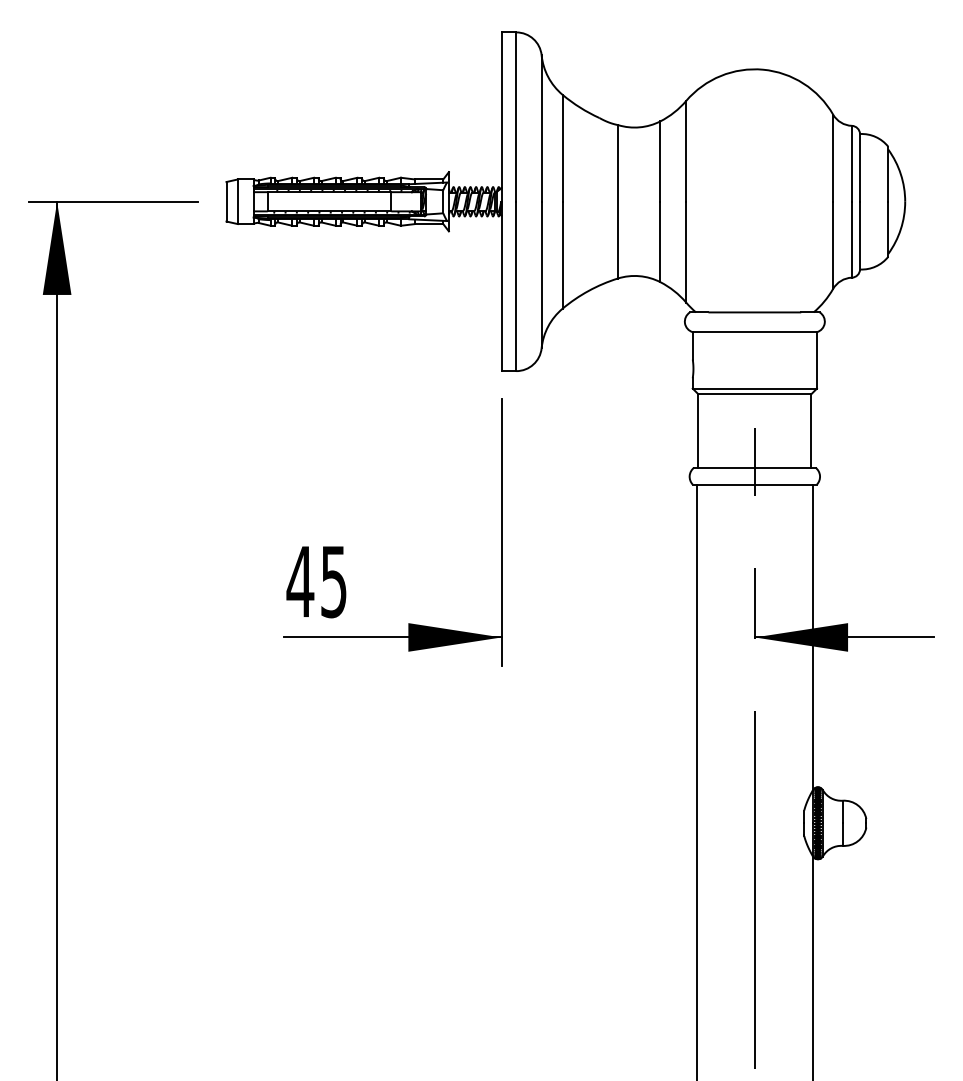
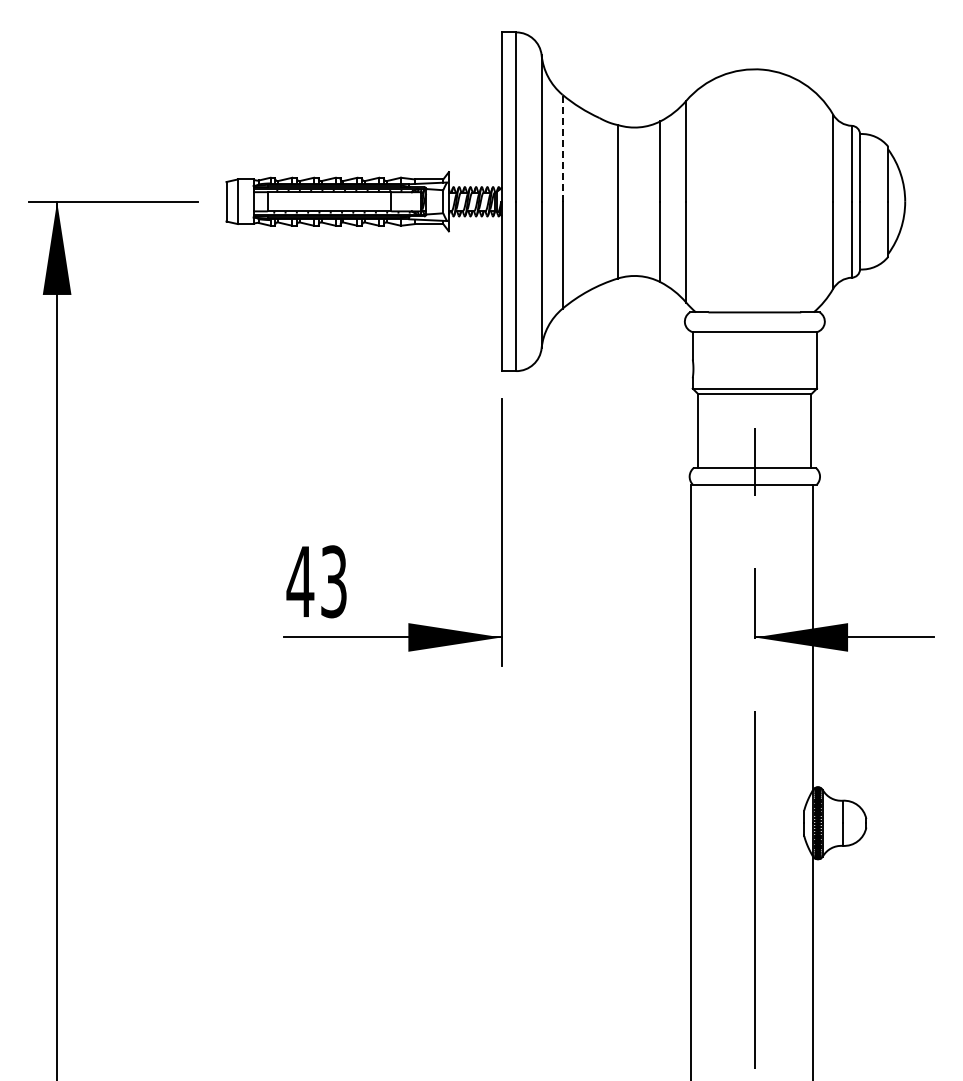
line: solid -> dashed (562, 147)
text: 45 -> 43 (333, 581)
line position: (696, 780) -> (690, 780) (690, 780)
